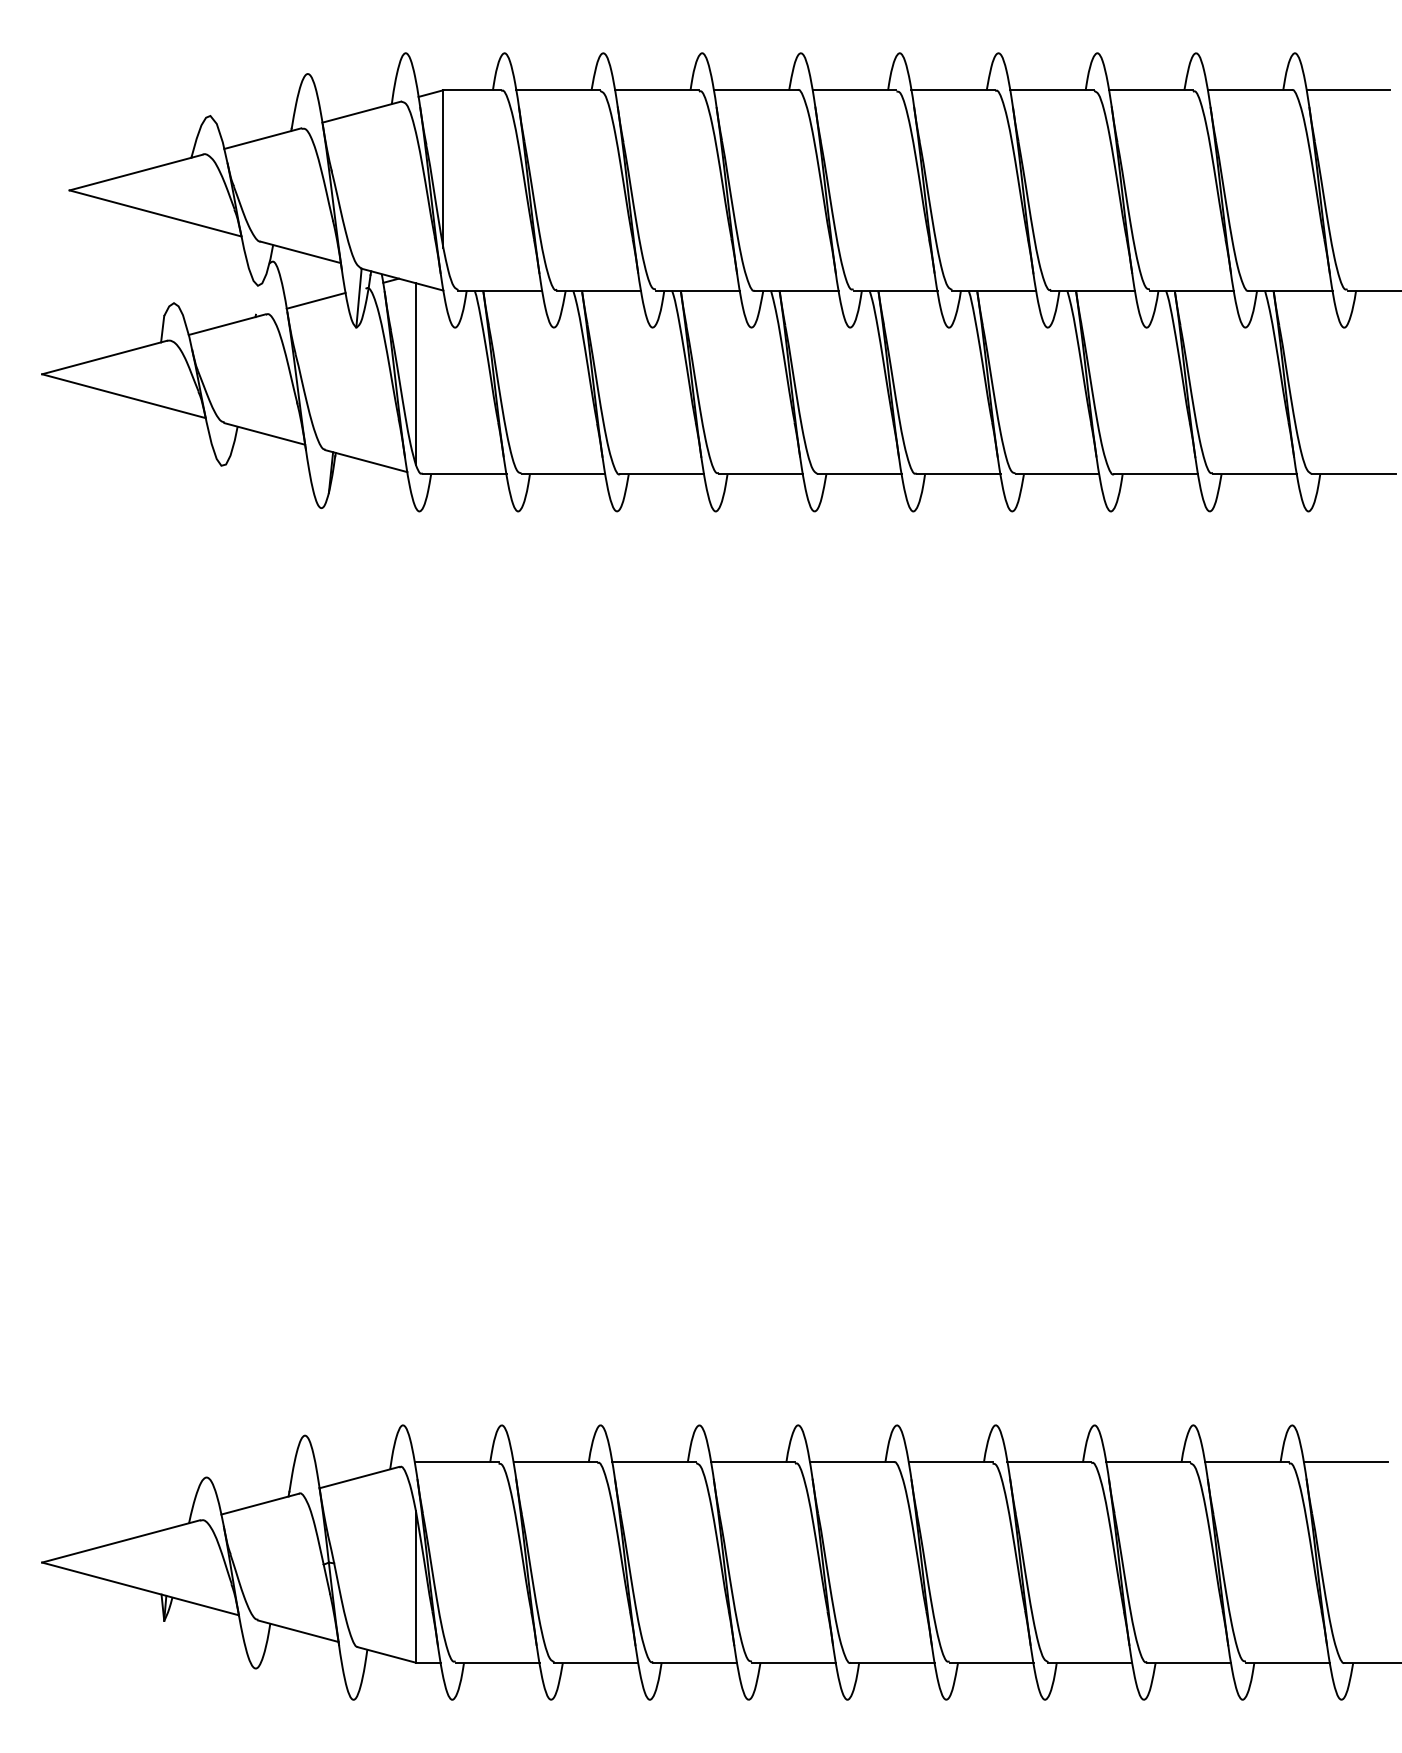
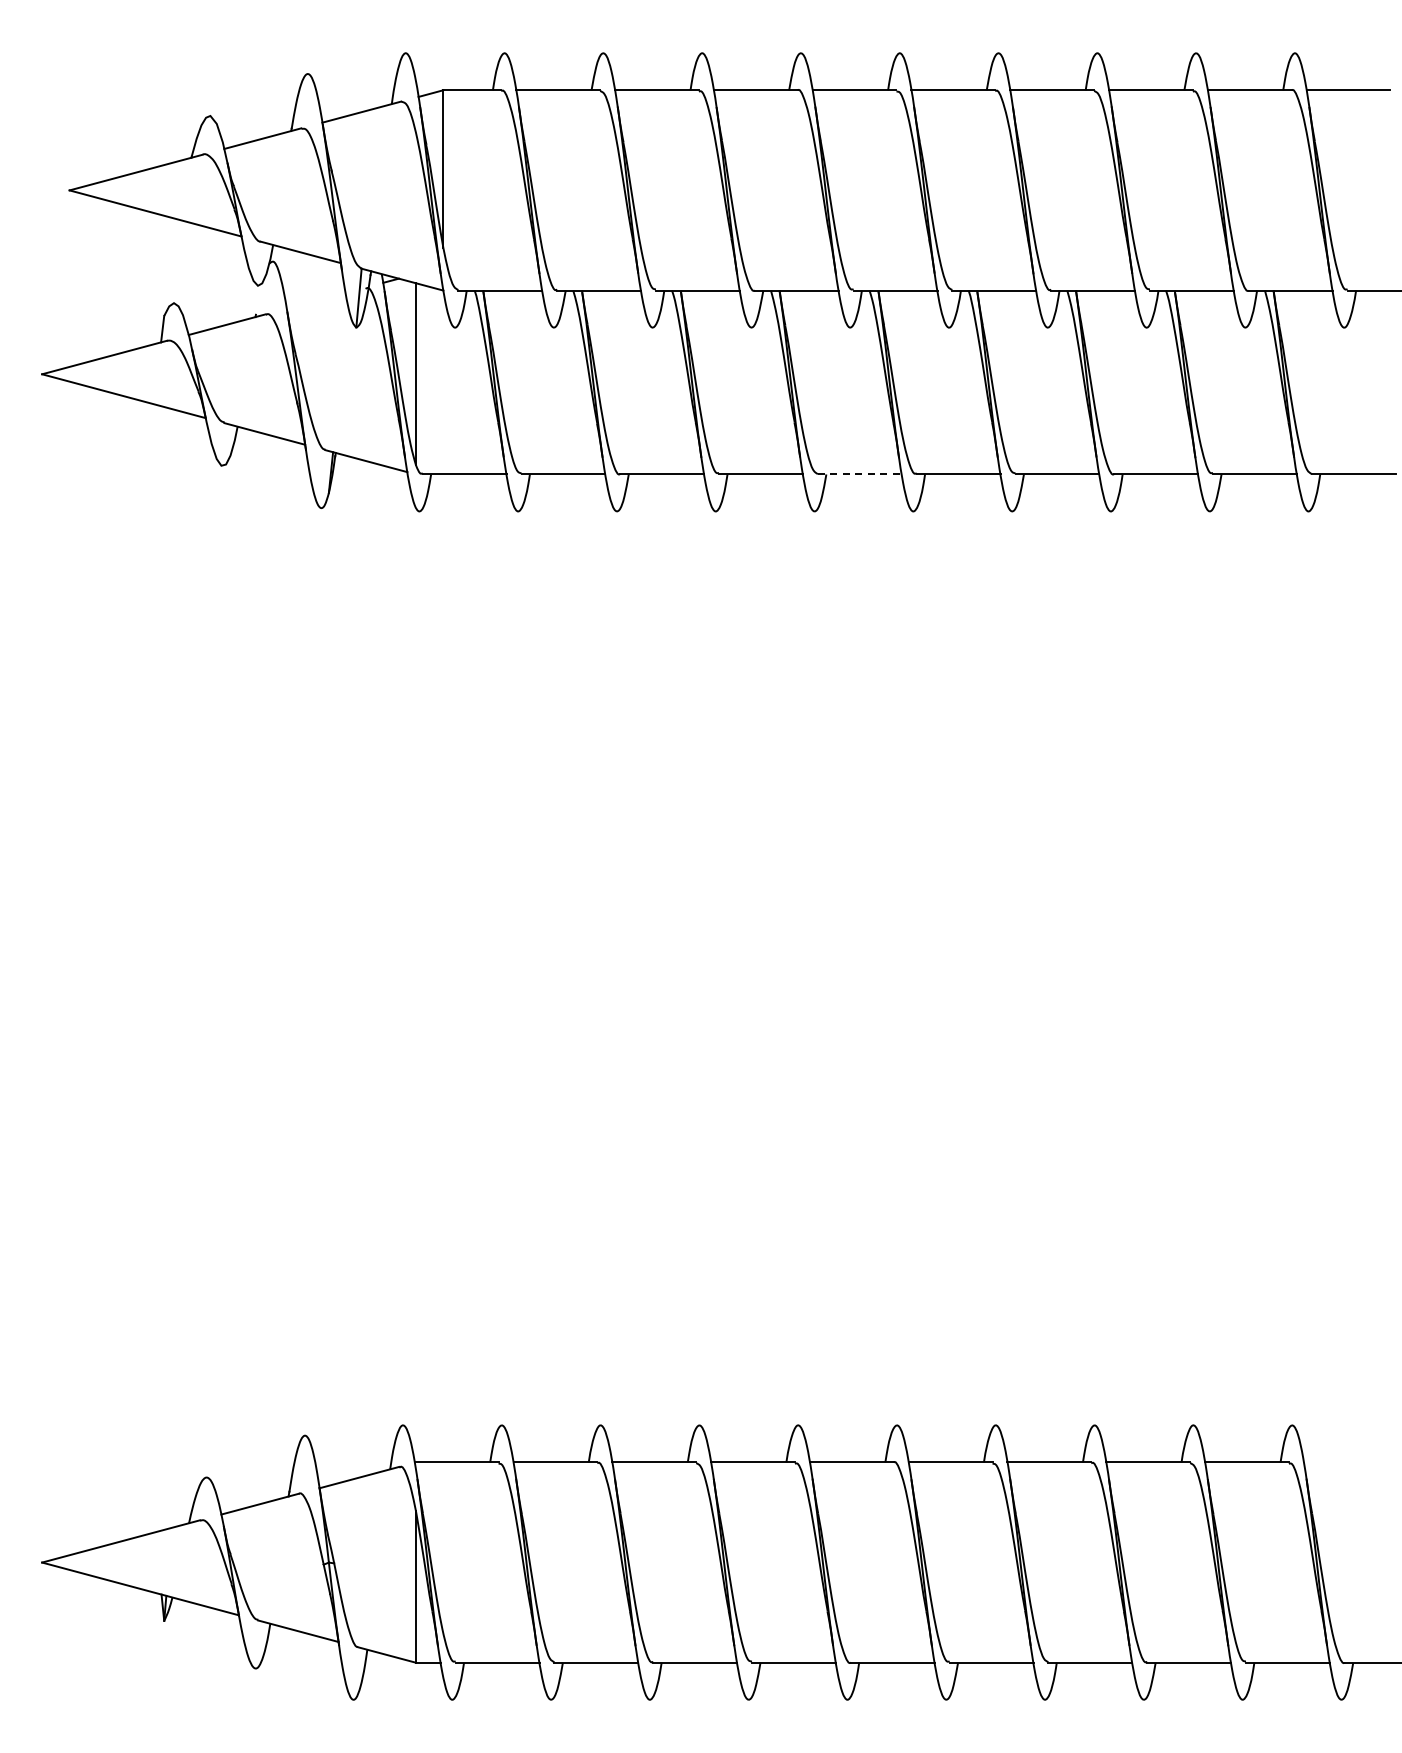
line: present -> none (315, 300)
line: solid -> dashed (859, 474)
line: present -> none (1345, 1462)
